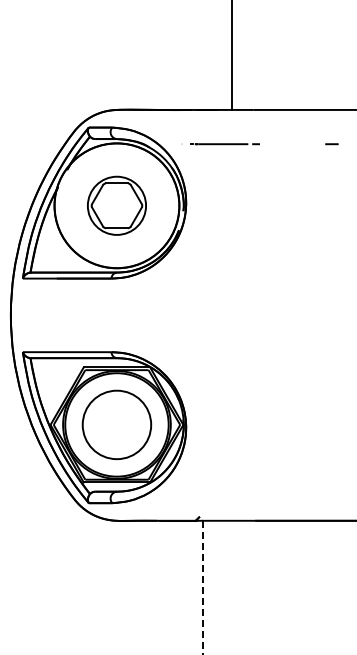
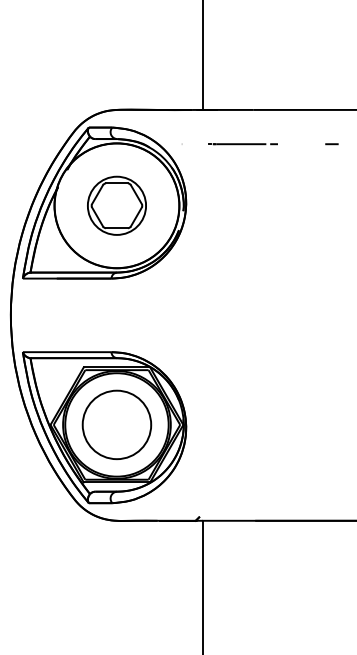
line position: (231, 55) -> (202, 55) (202, 55)
line position: (224, 144) -> (242, 144) (242, 144)
line: dashed -> solid (202, 587)
